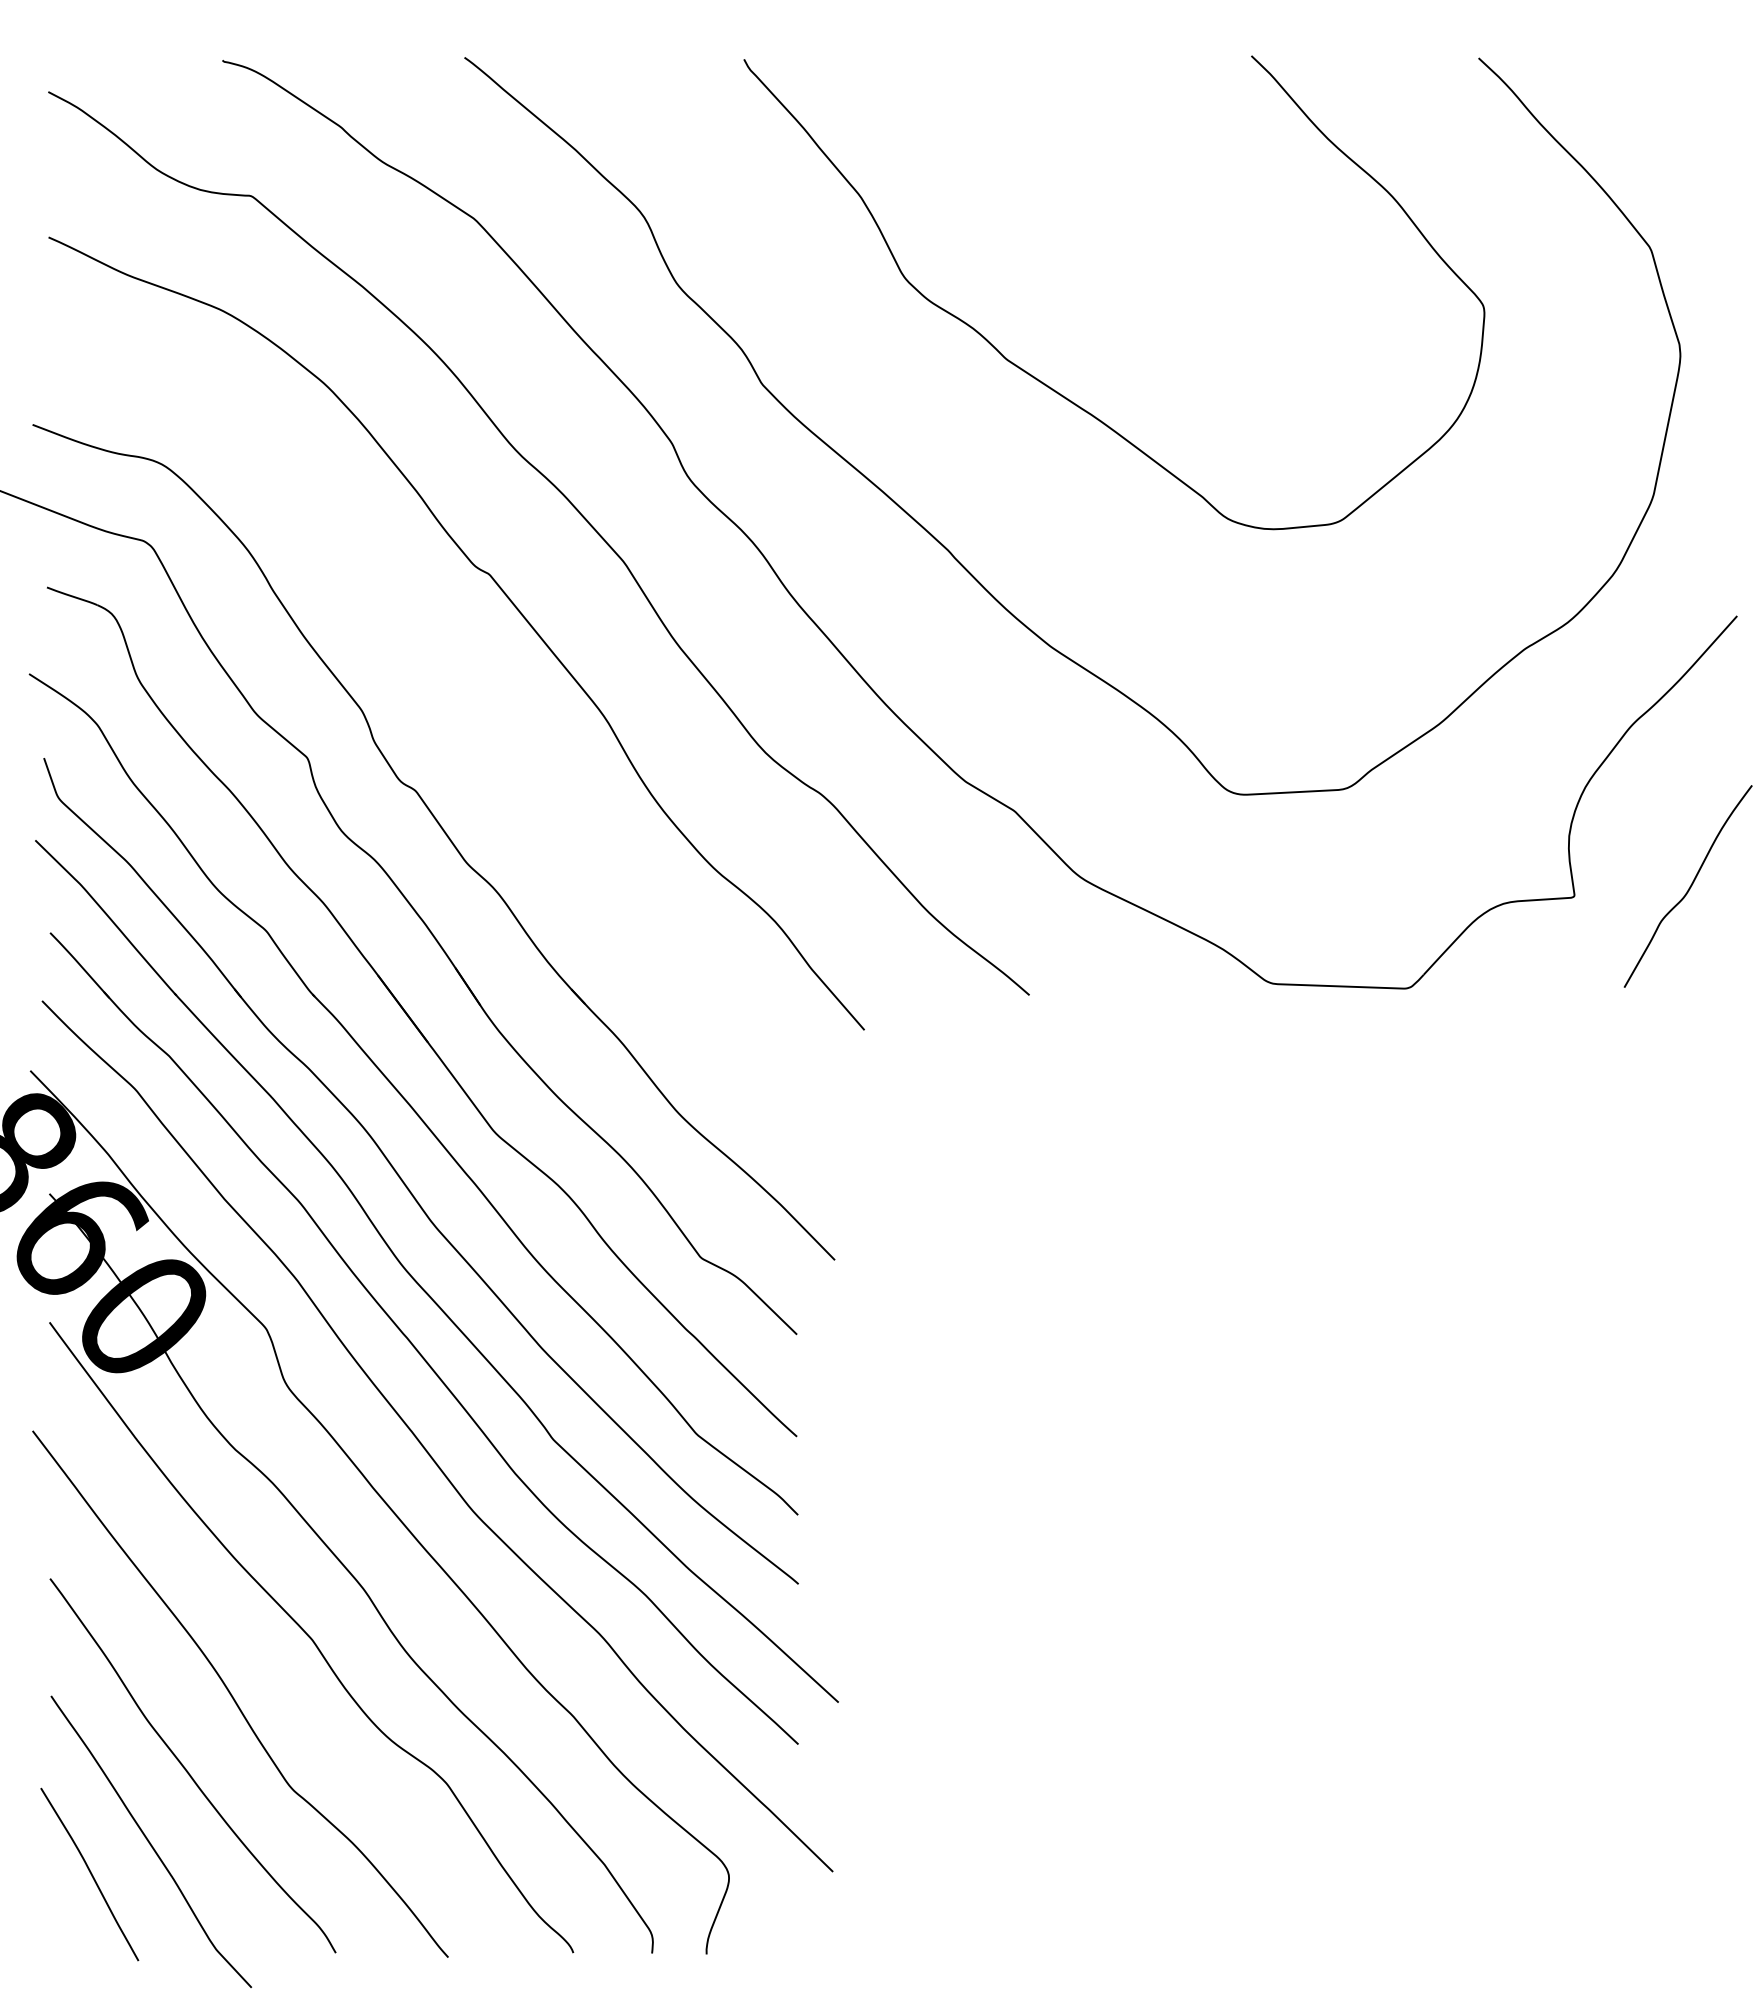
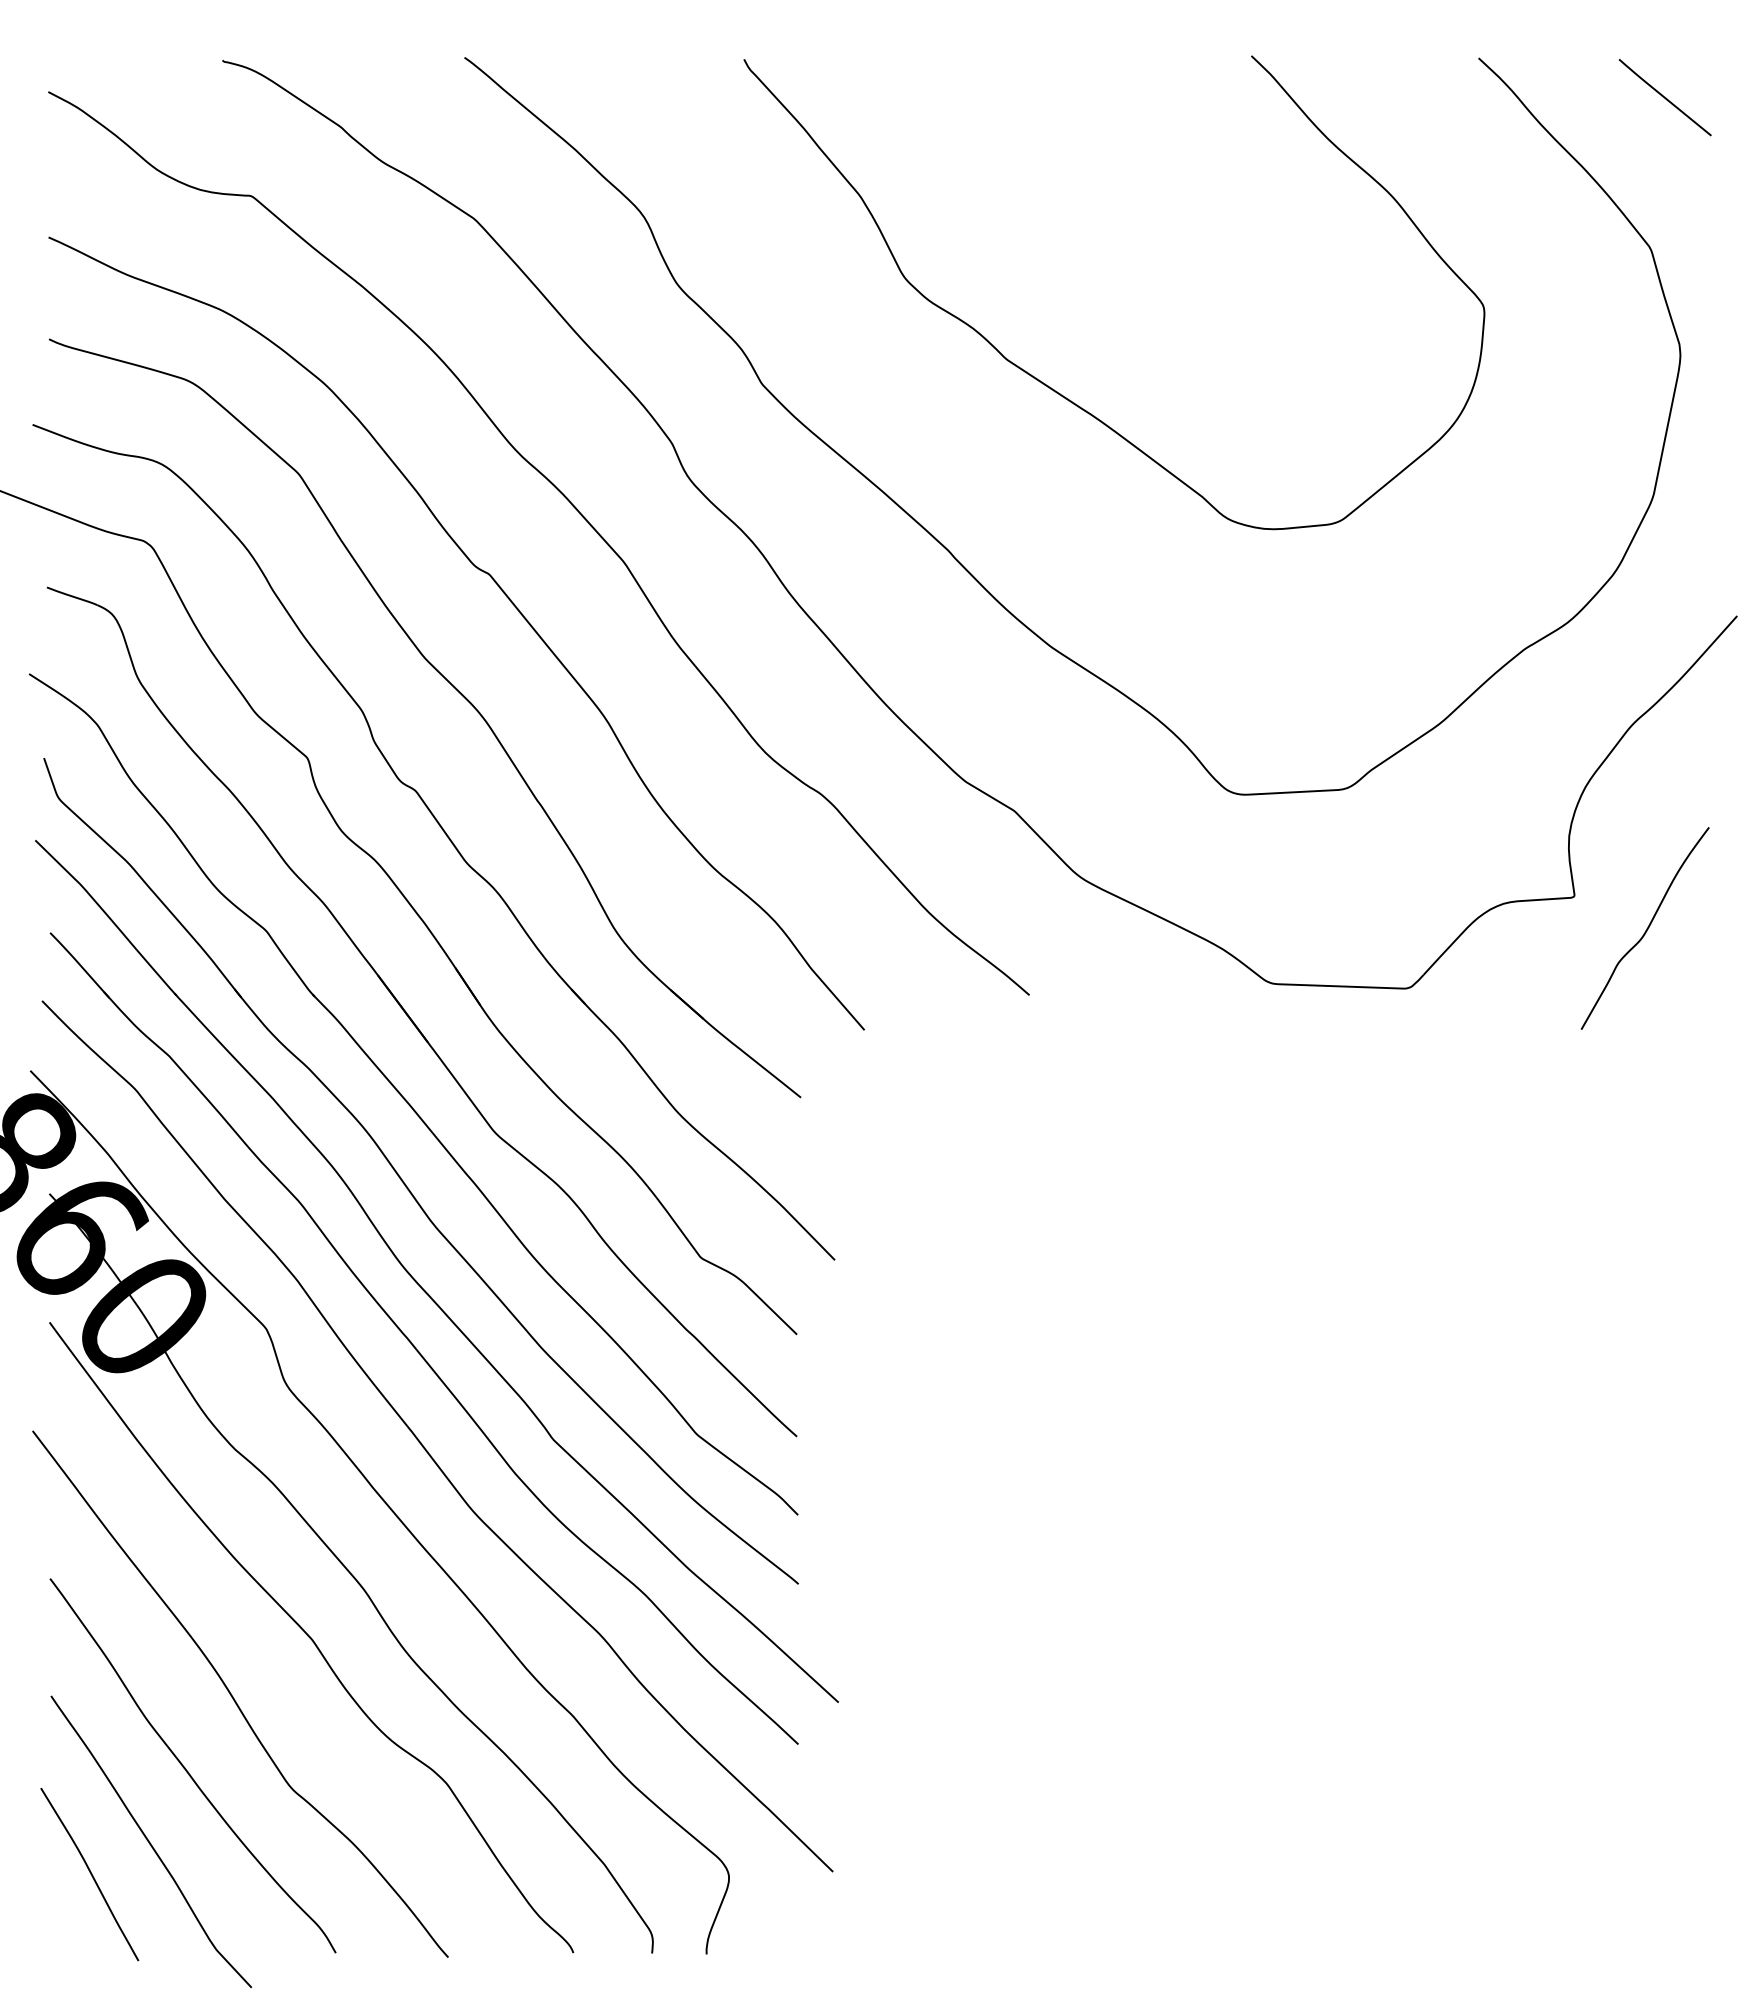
line: none -> present (1664, 97)
part: none -> present (454, 688)
curve position: (1689, 886) -> (1646, 928) (1646, 928)
